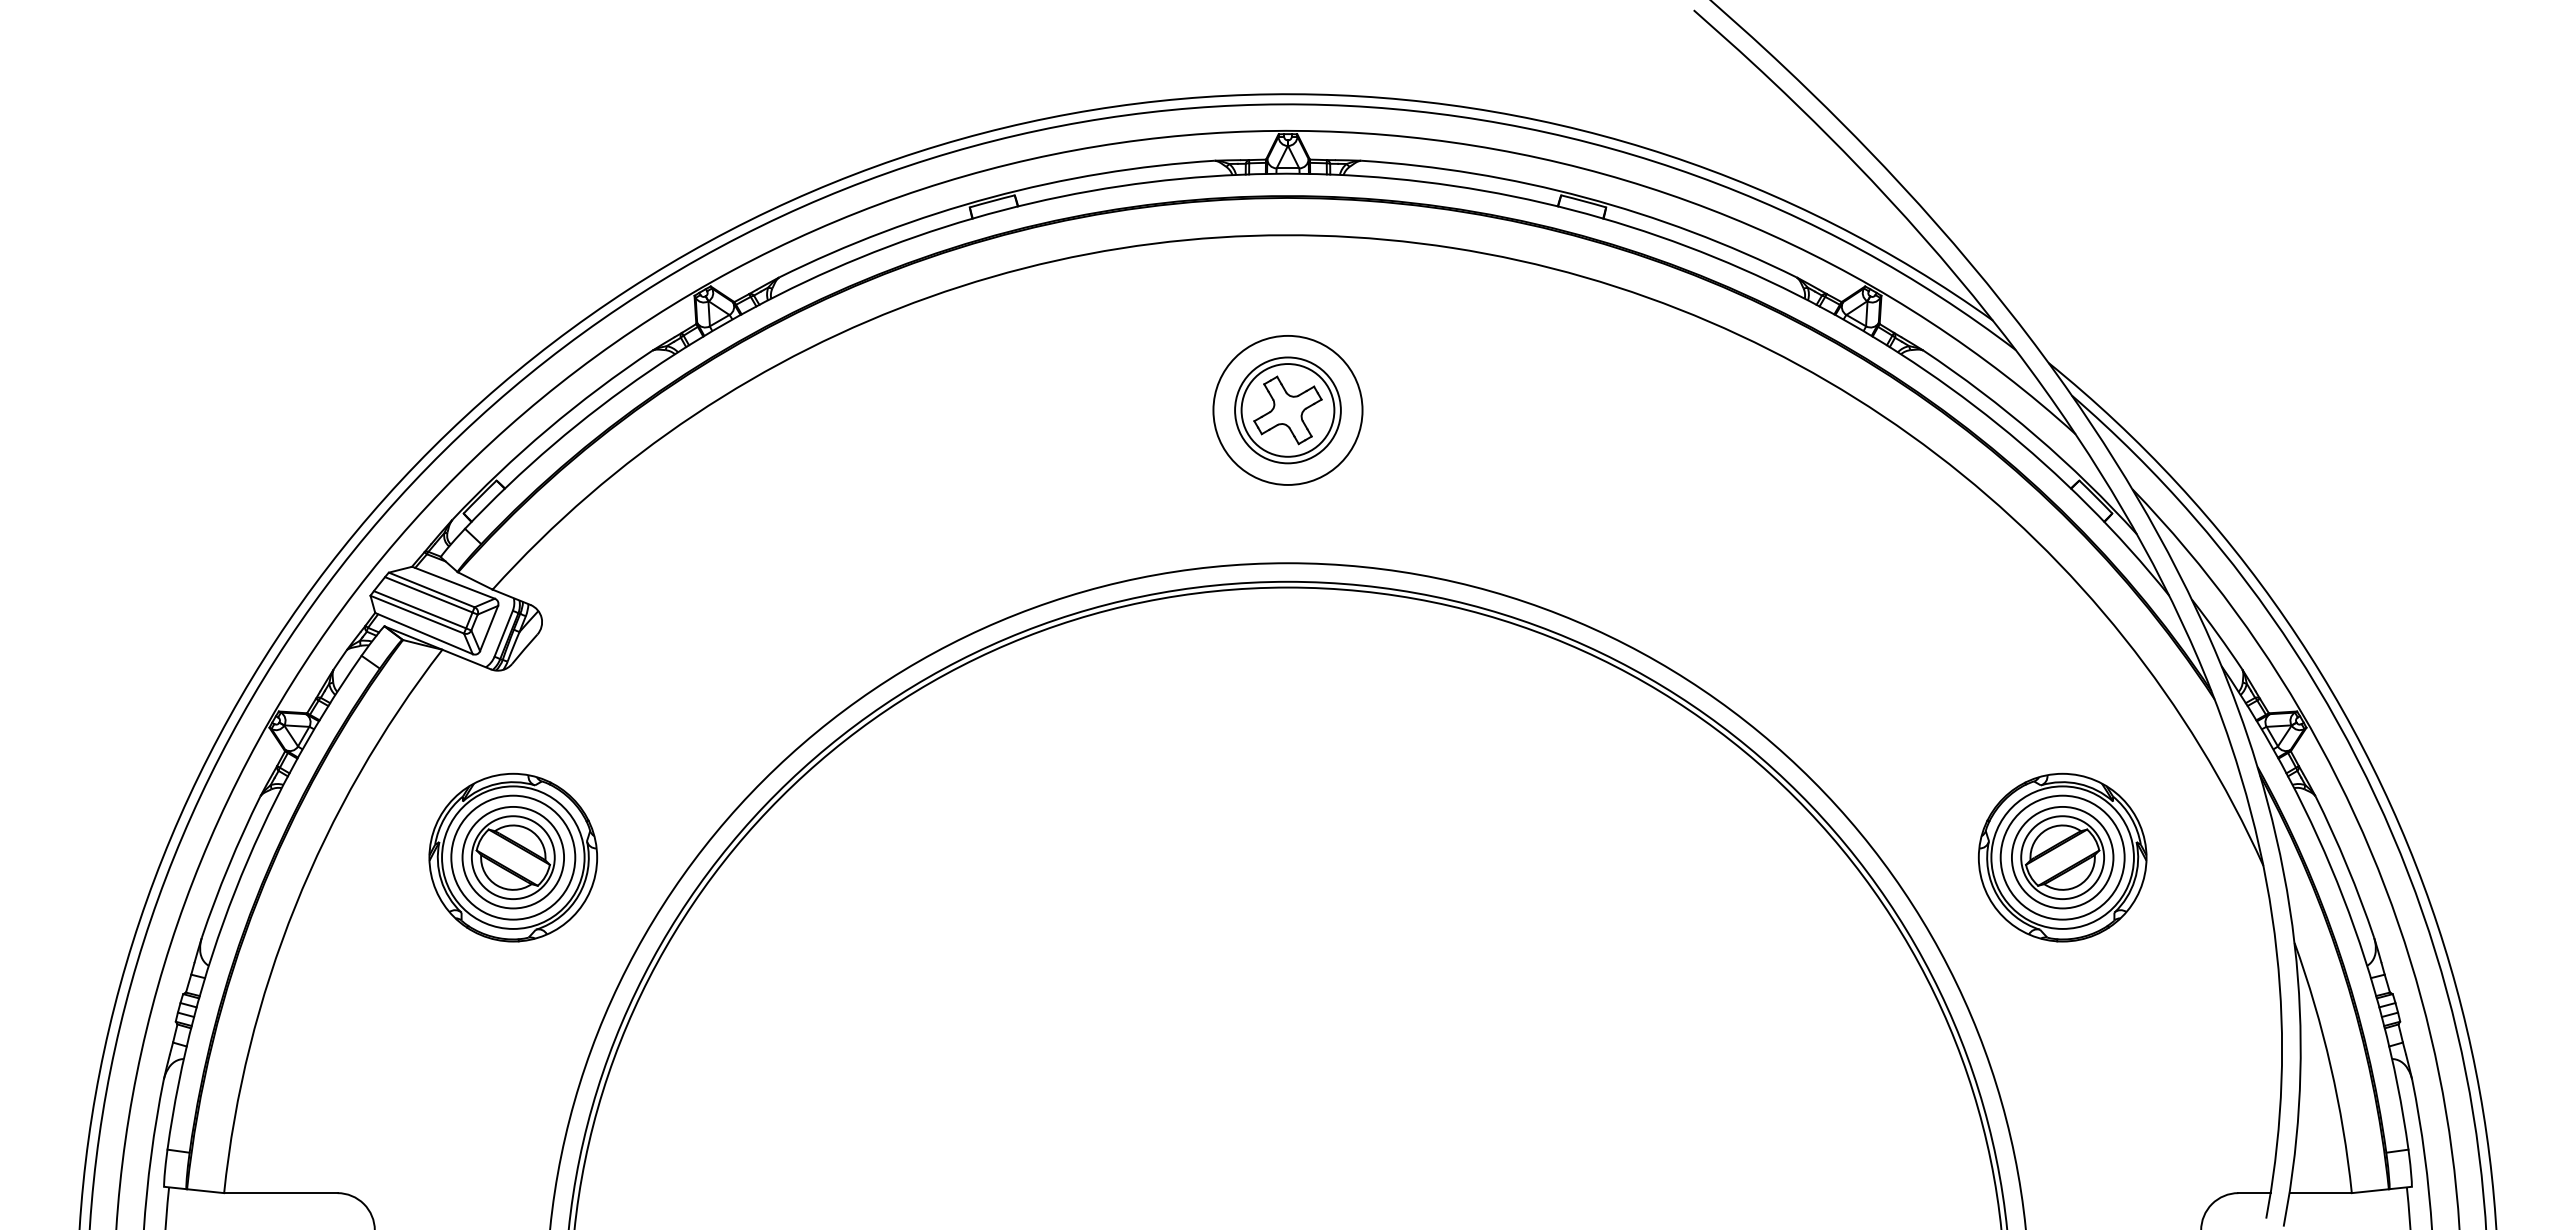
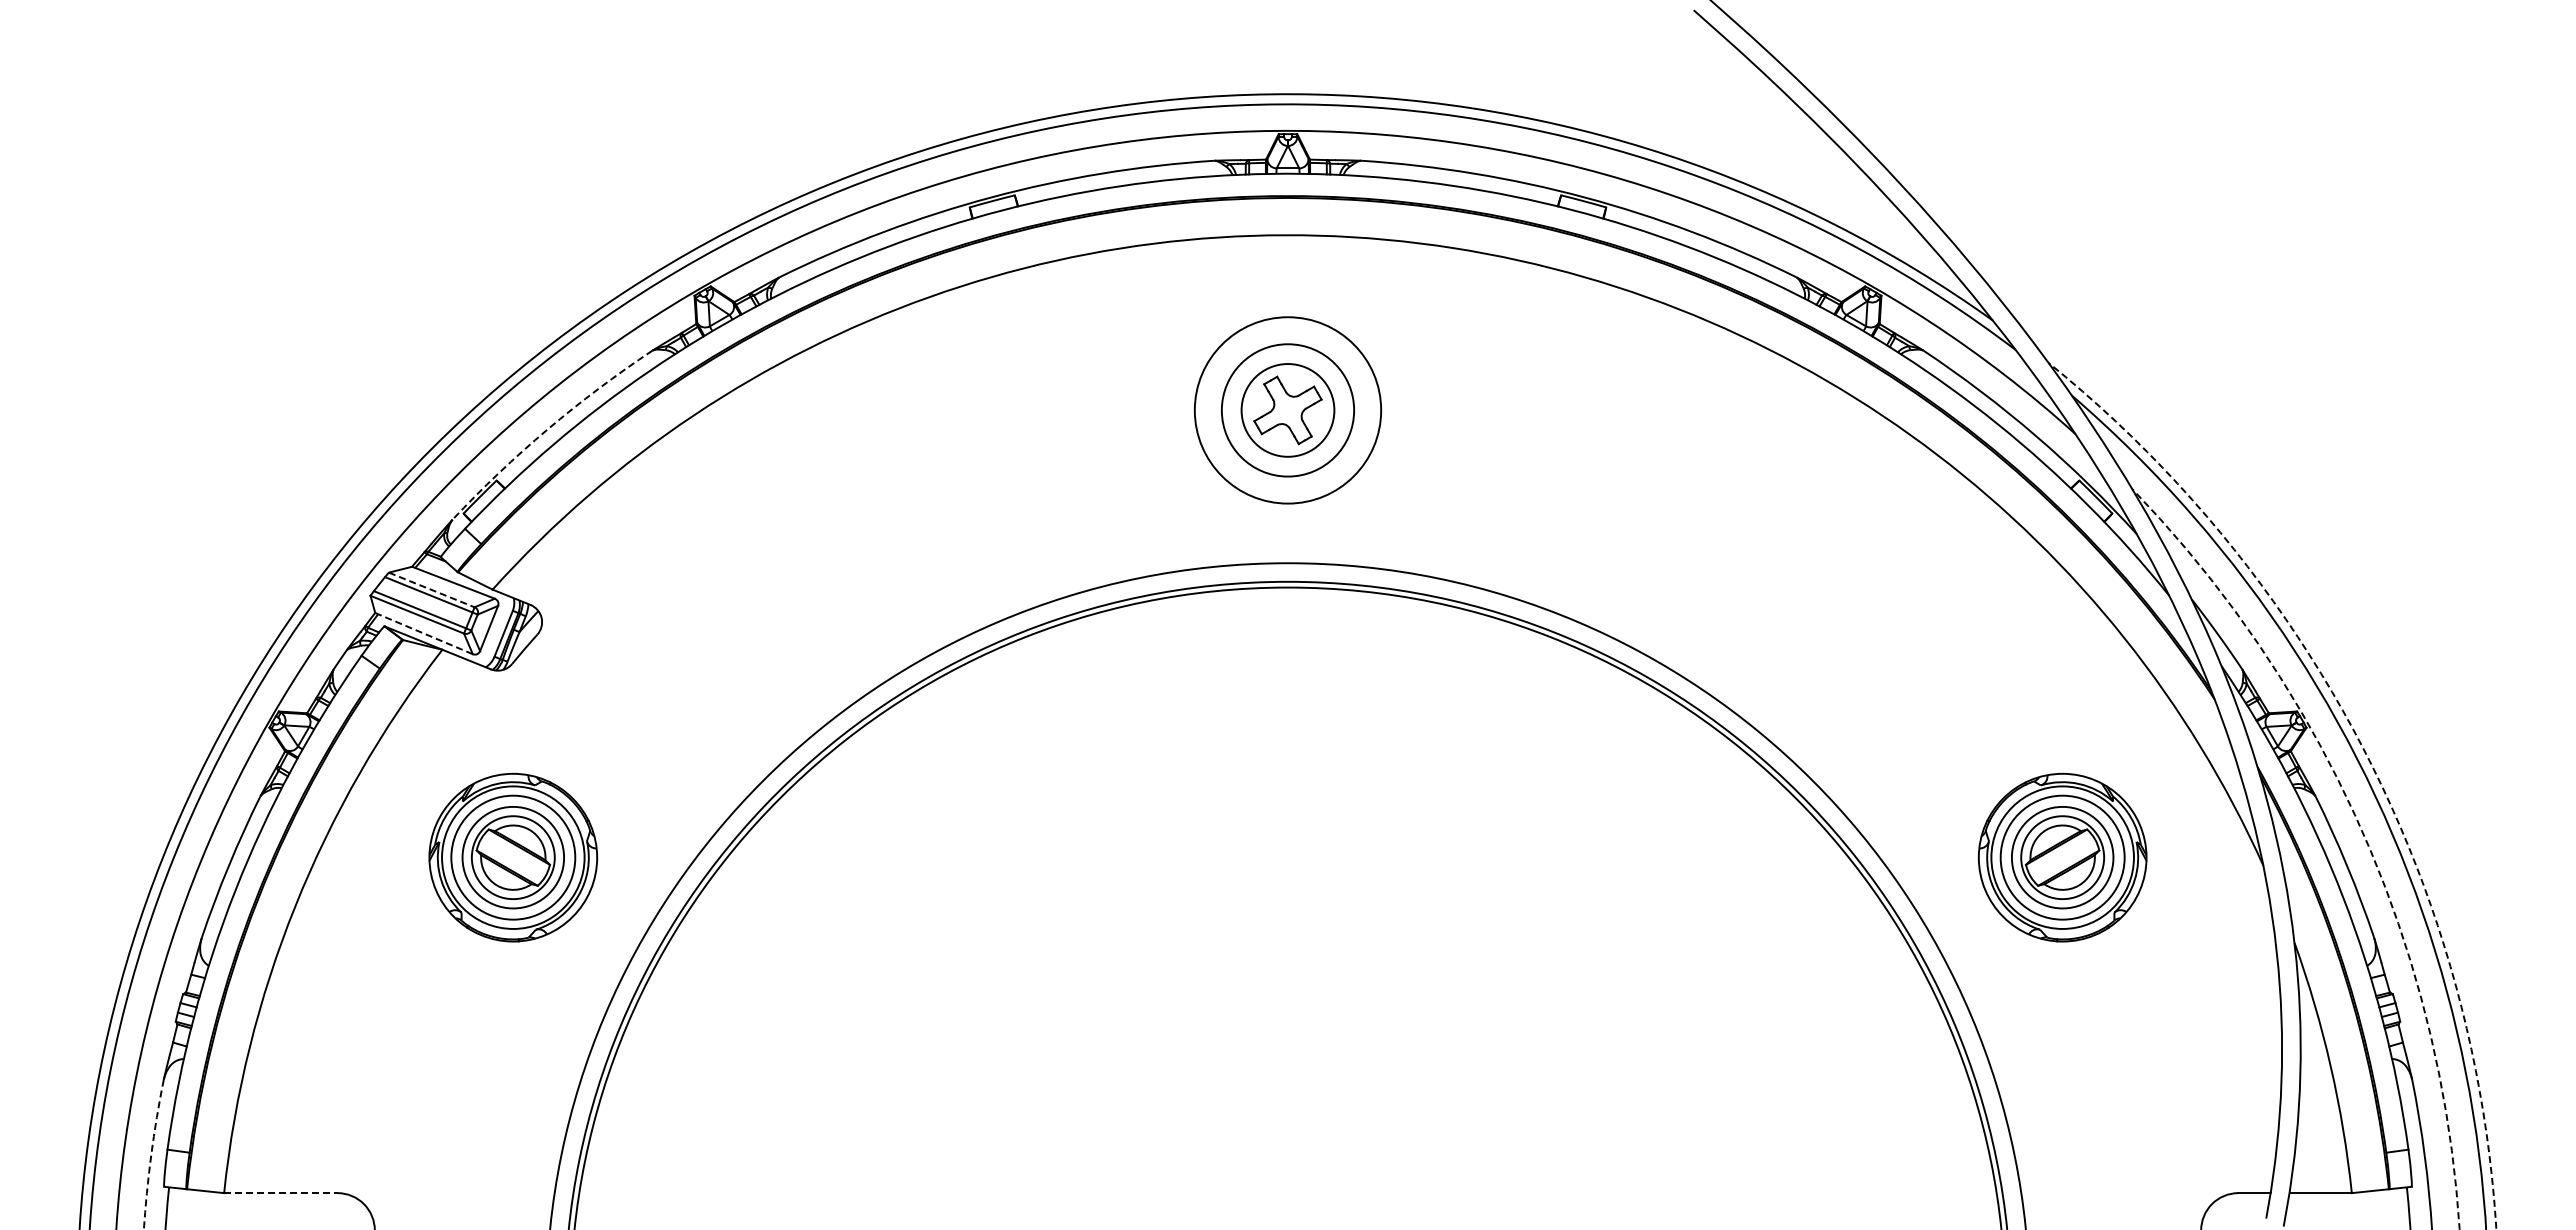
circle diameter: 149 px -> 186 px (1287, 410)
circle diameter: 106 px -> 132 px (1287, 410)
arc: solid -> dashed (547, 429)
line: solid -> dashed (432, 590)
line: solid -> dashed (425, 634)
arc: solid -> dashed (2362, 747)
arc: solid -> dashed (2361, 830)
arc: solid -> dashed (151, 1155)
line: solid -> dashed (280, 1193)
